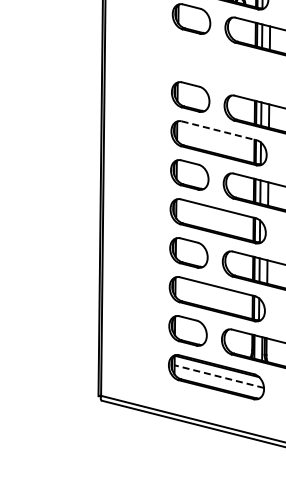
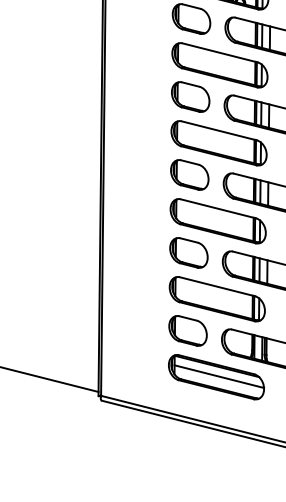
part: none -> present (219, 65)
line: dashed -> solid (219, 130)
line: dashed -> solid (218, 376)
line: none -> present (50, 379)
